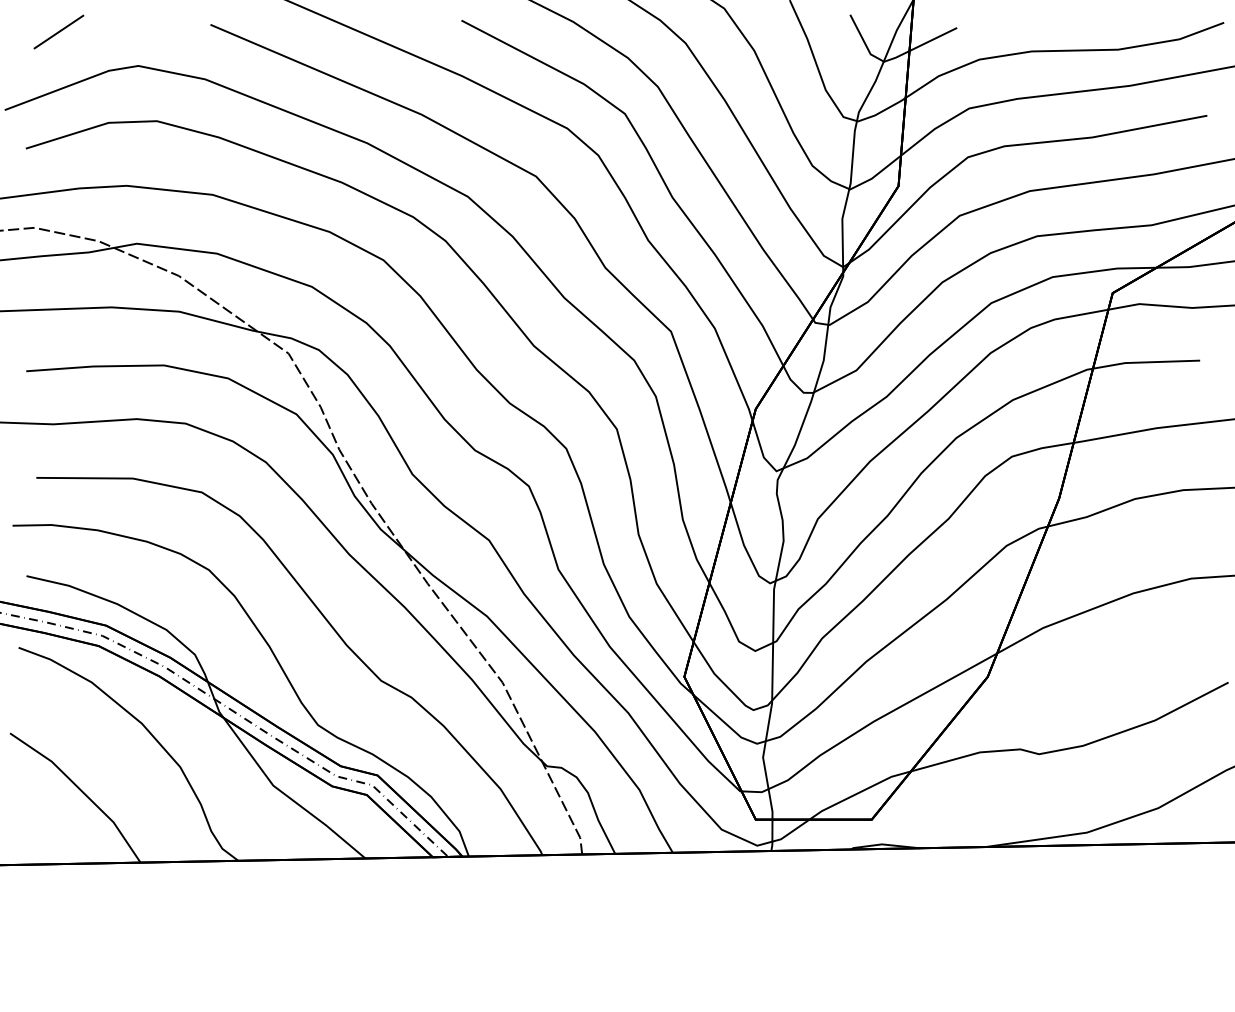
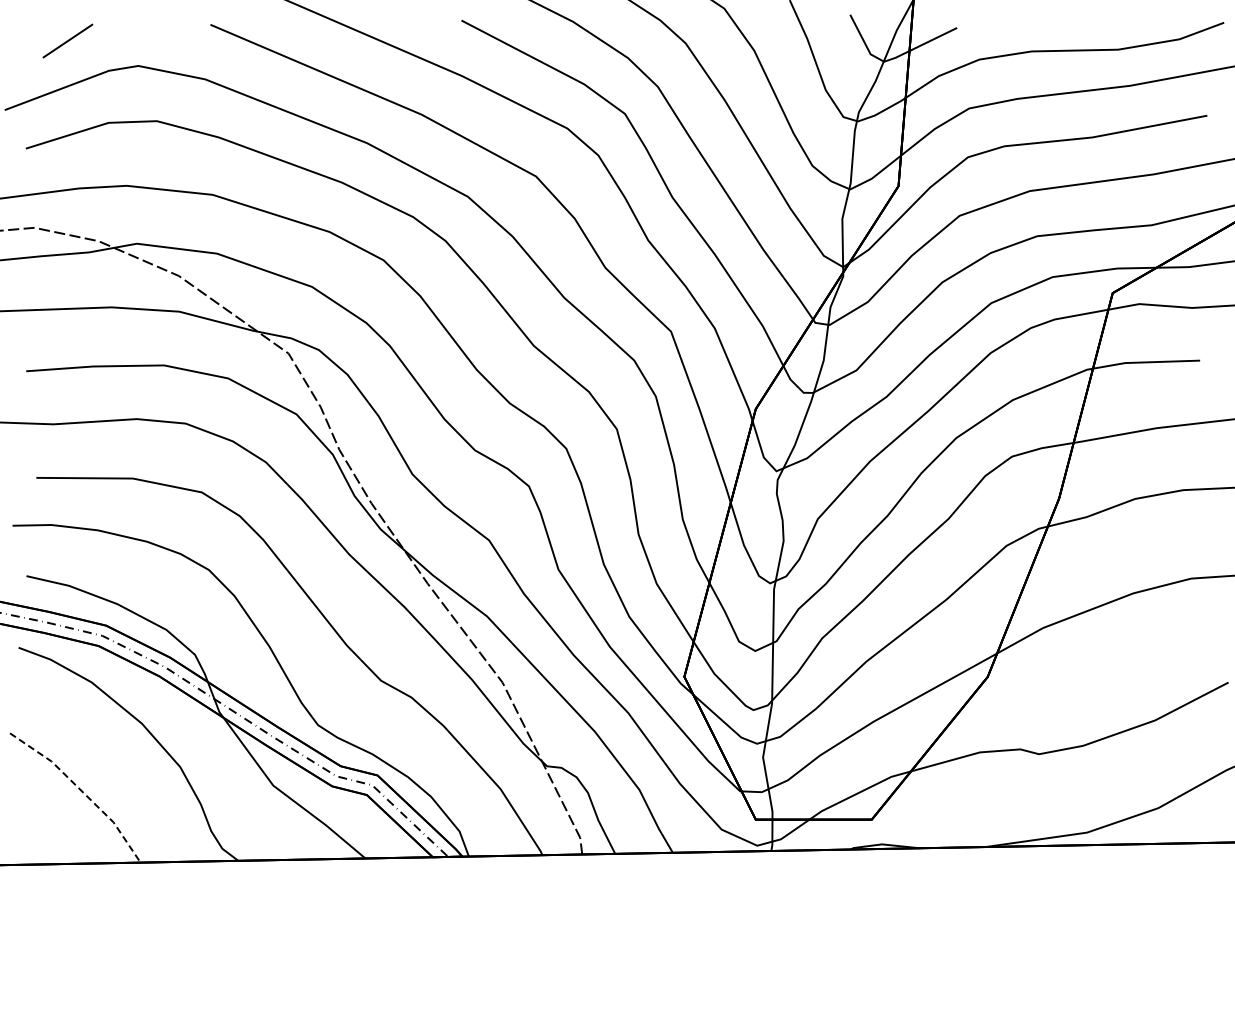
line position: (58, 31) -> (67, 40) (67, 40)
line: solid -> dashed (82, 791)
